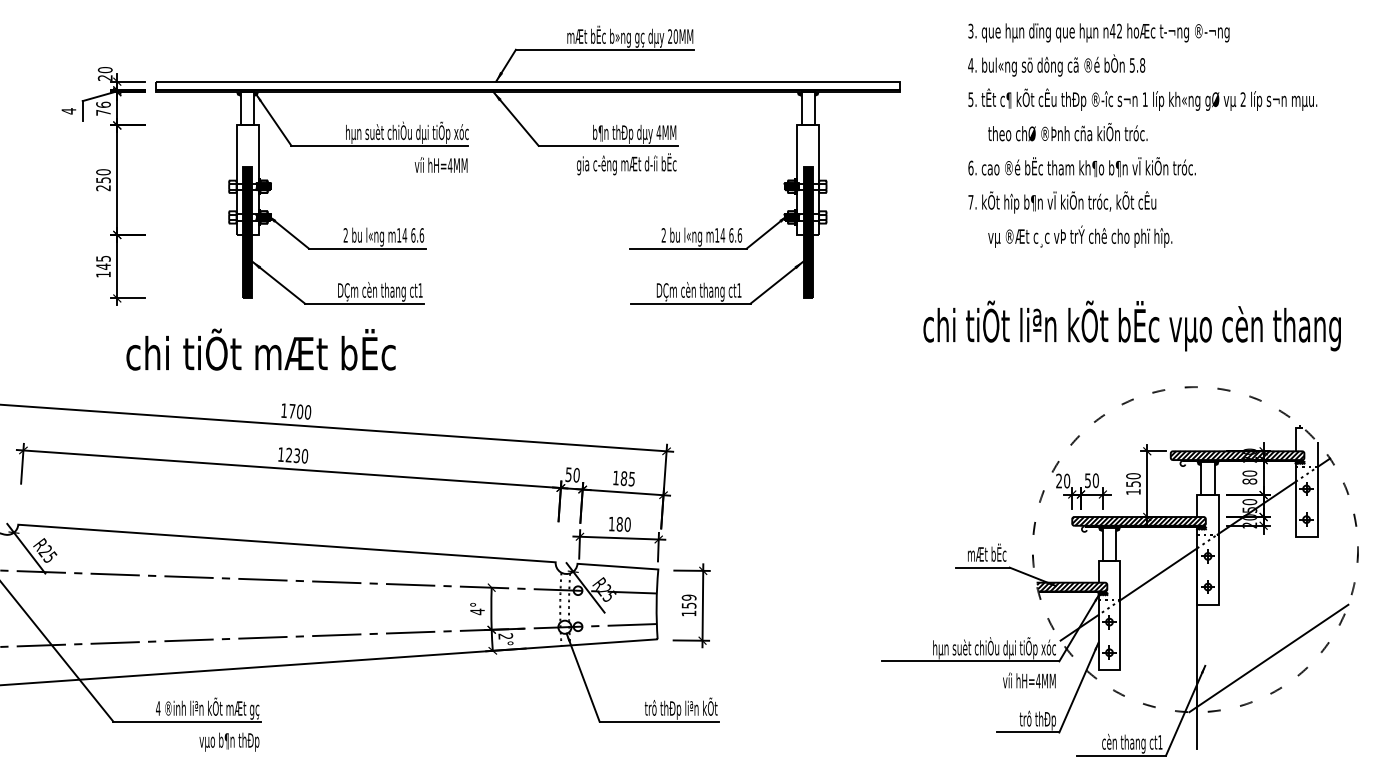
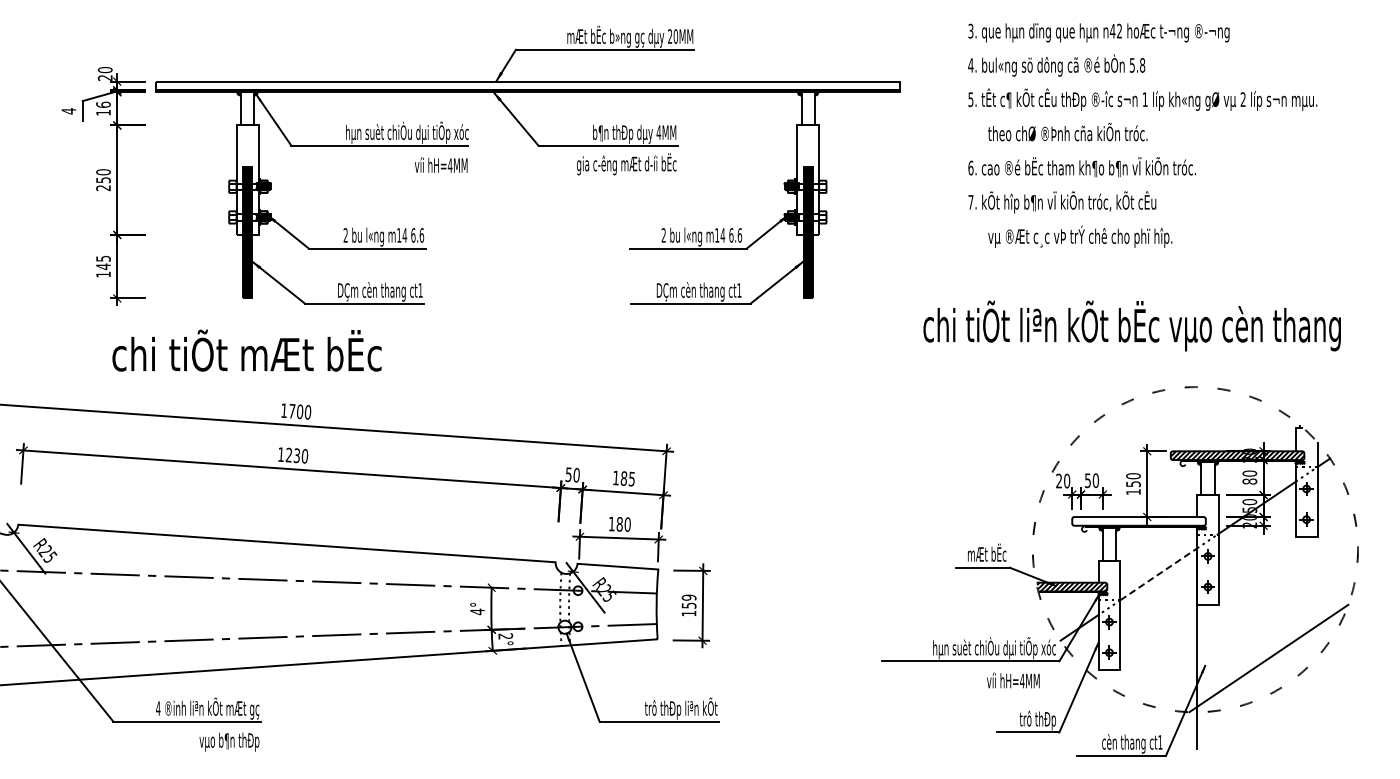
text: 76 -> 16 (103, 112)
text position: (260, 349) -> (246, 350) (246, 350)
hatch: present -> none (1138, 521)
line: solid -> dashed (1159, 574)
text position: (1029, 680) -> (1013, 680) (1013, 680)
